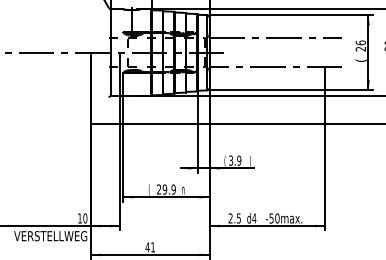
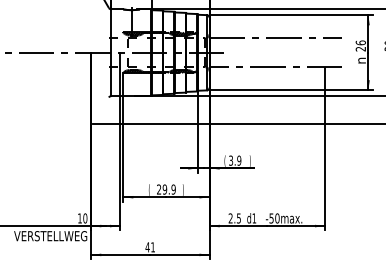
text: ( -> n (360, 60)
text: n -> ) (183, 189)
text: d4 -> d1 (254, 218)
